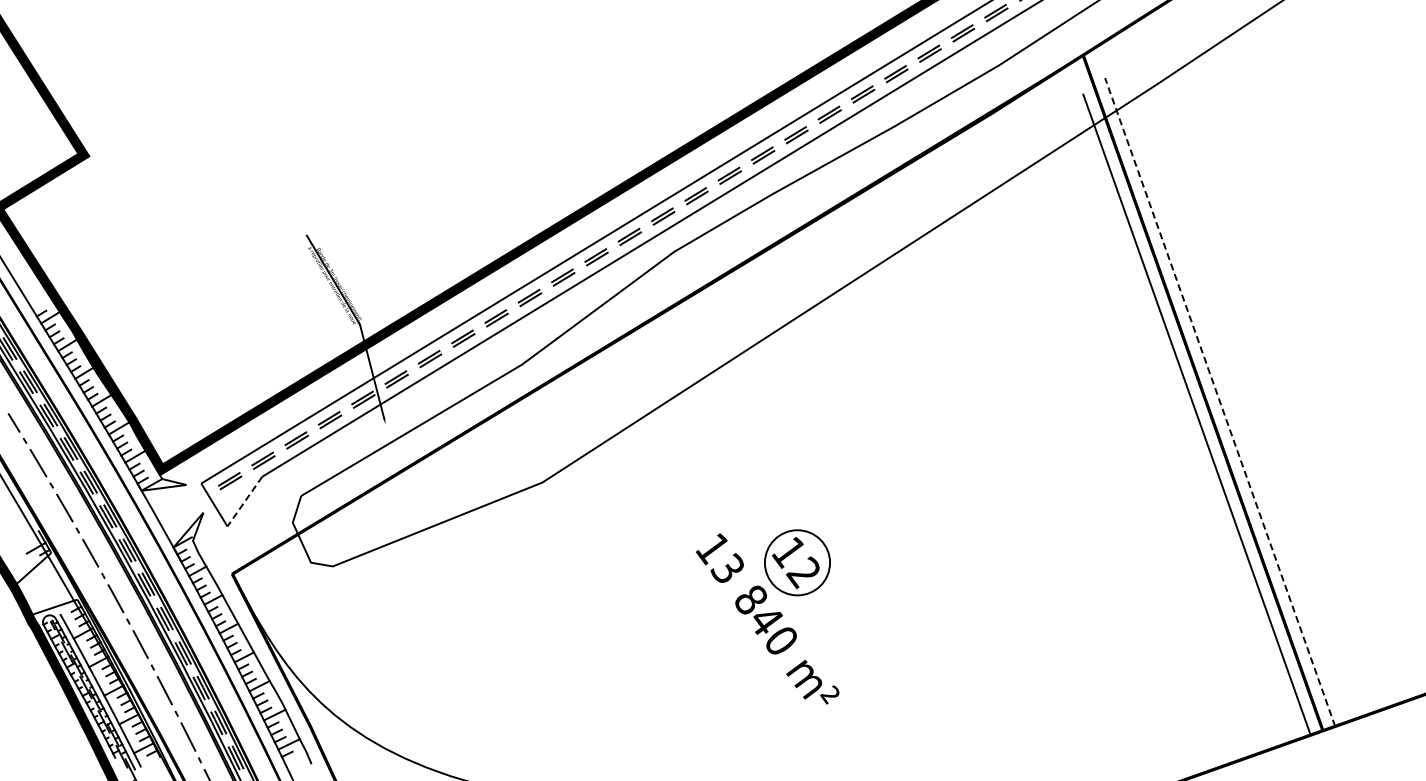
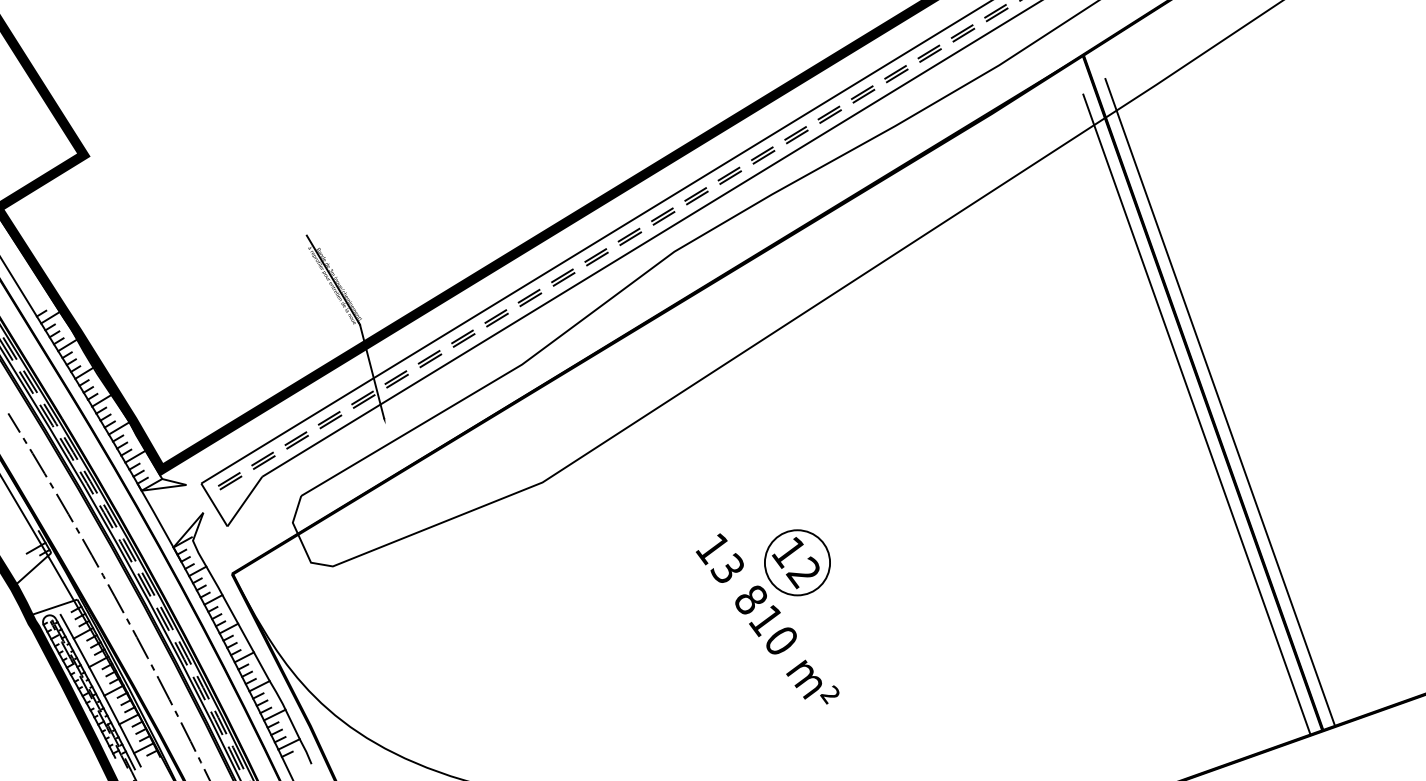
line: dashed -> solid (1220, 402)
line: dashed -> solid (244, 502)
text: 840 -> 810 (766, 621)
